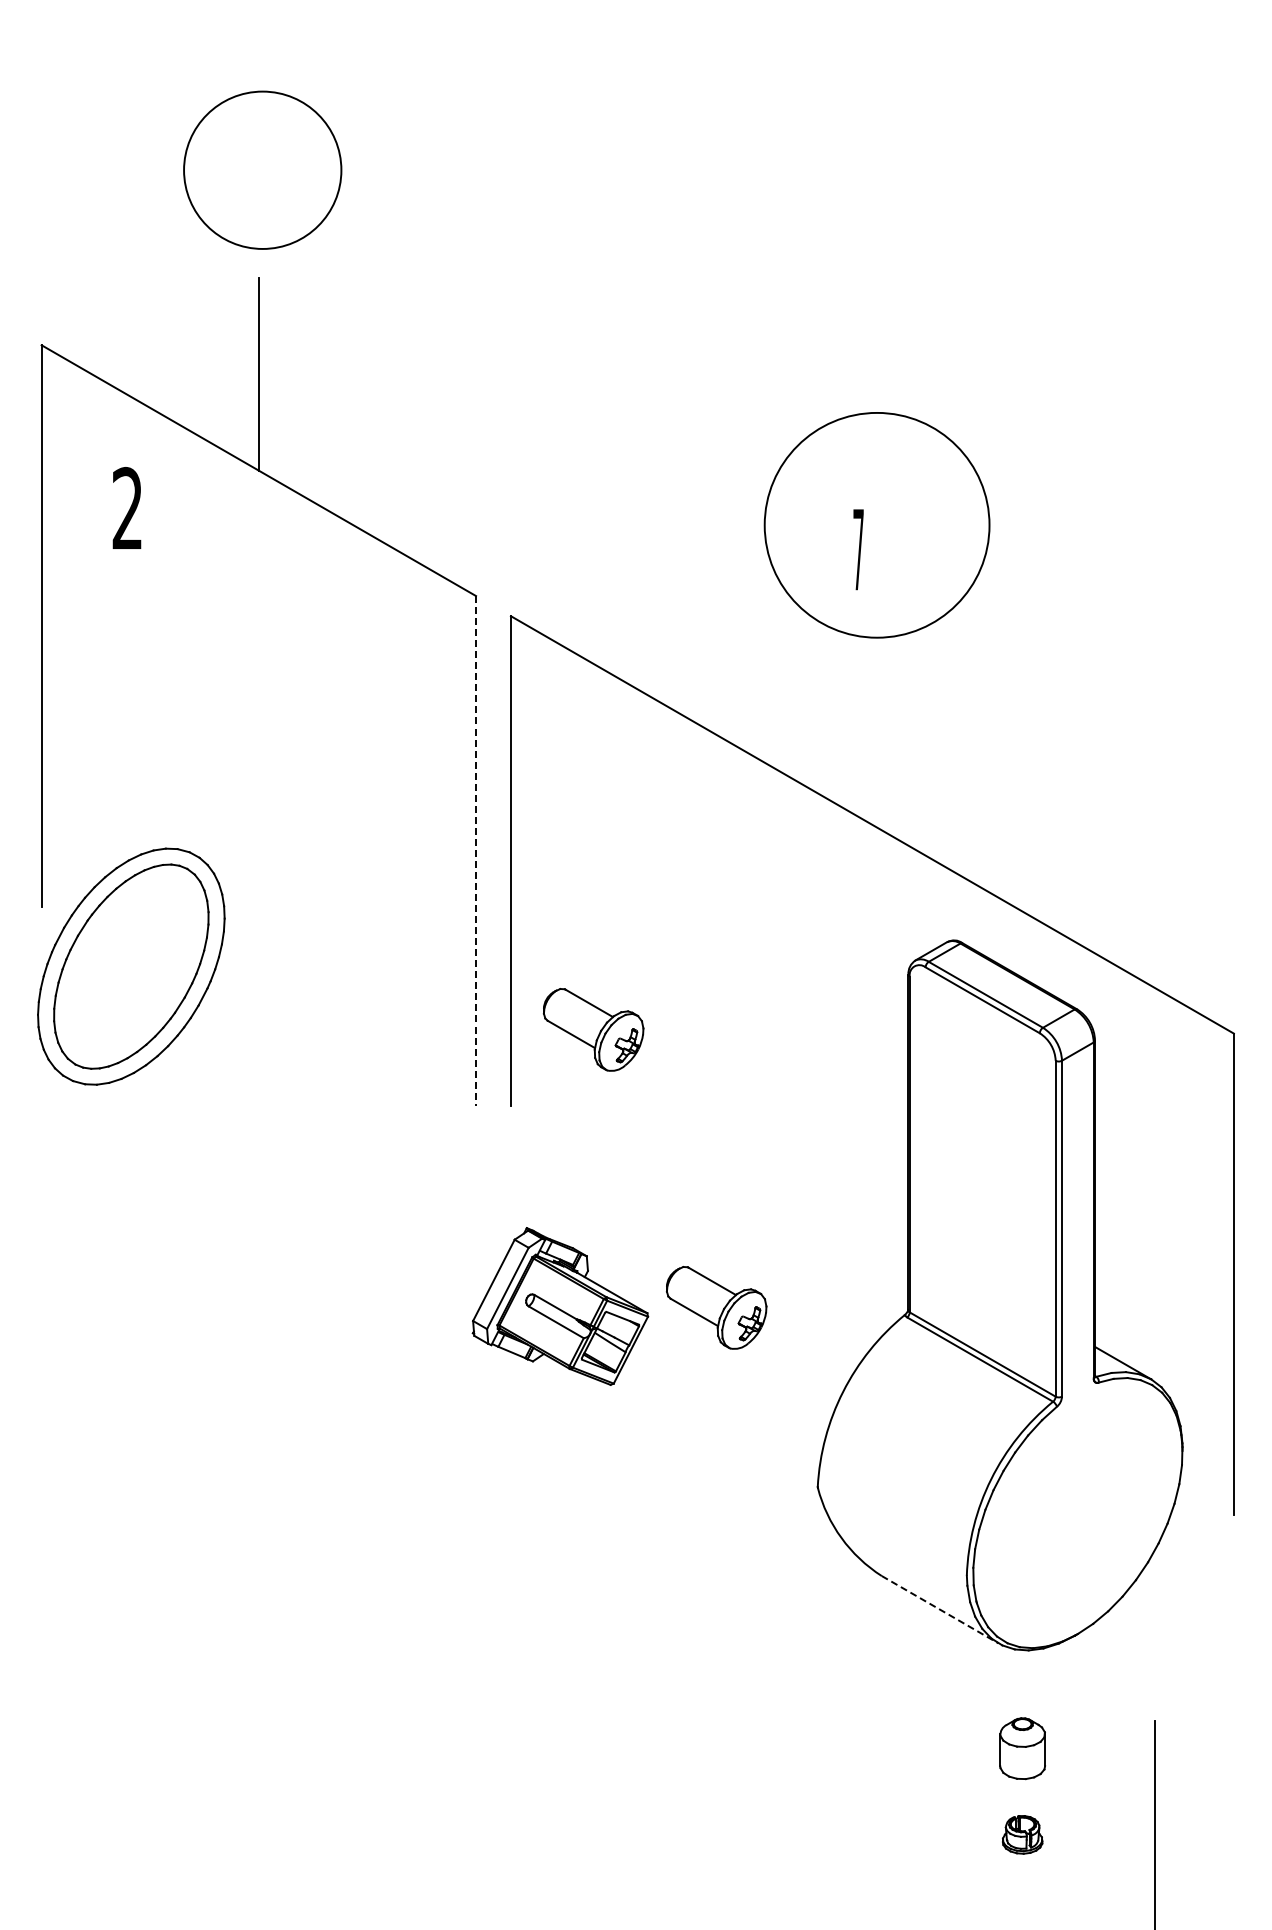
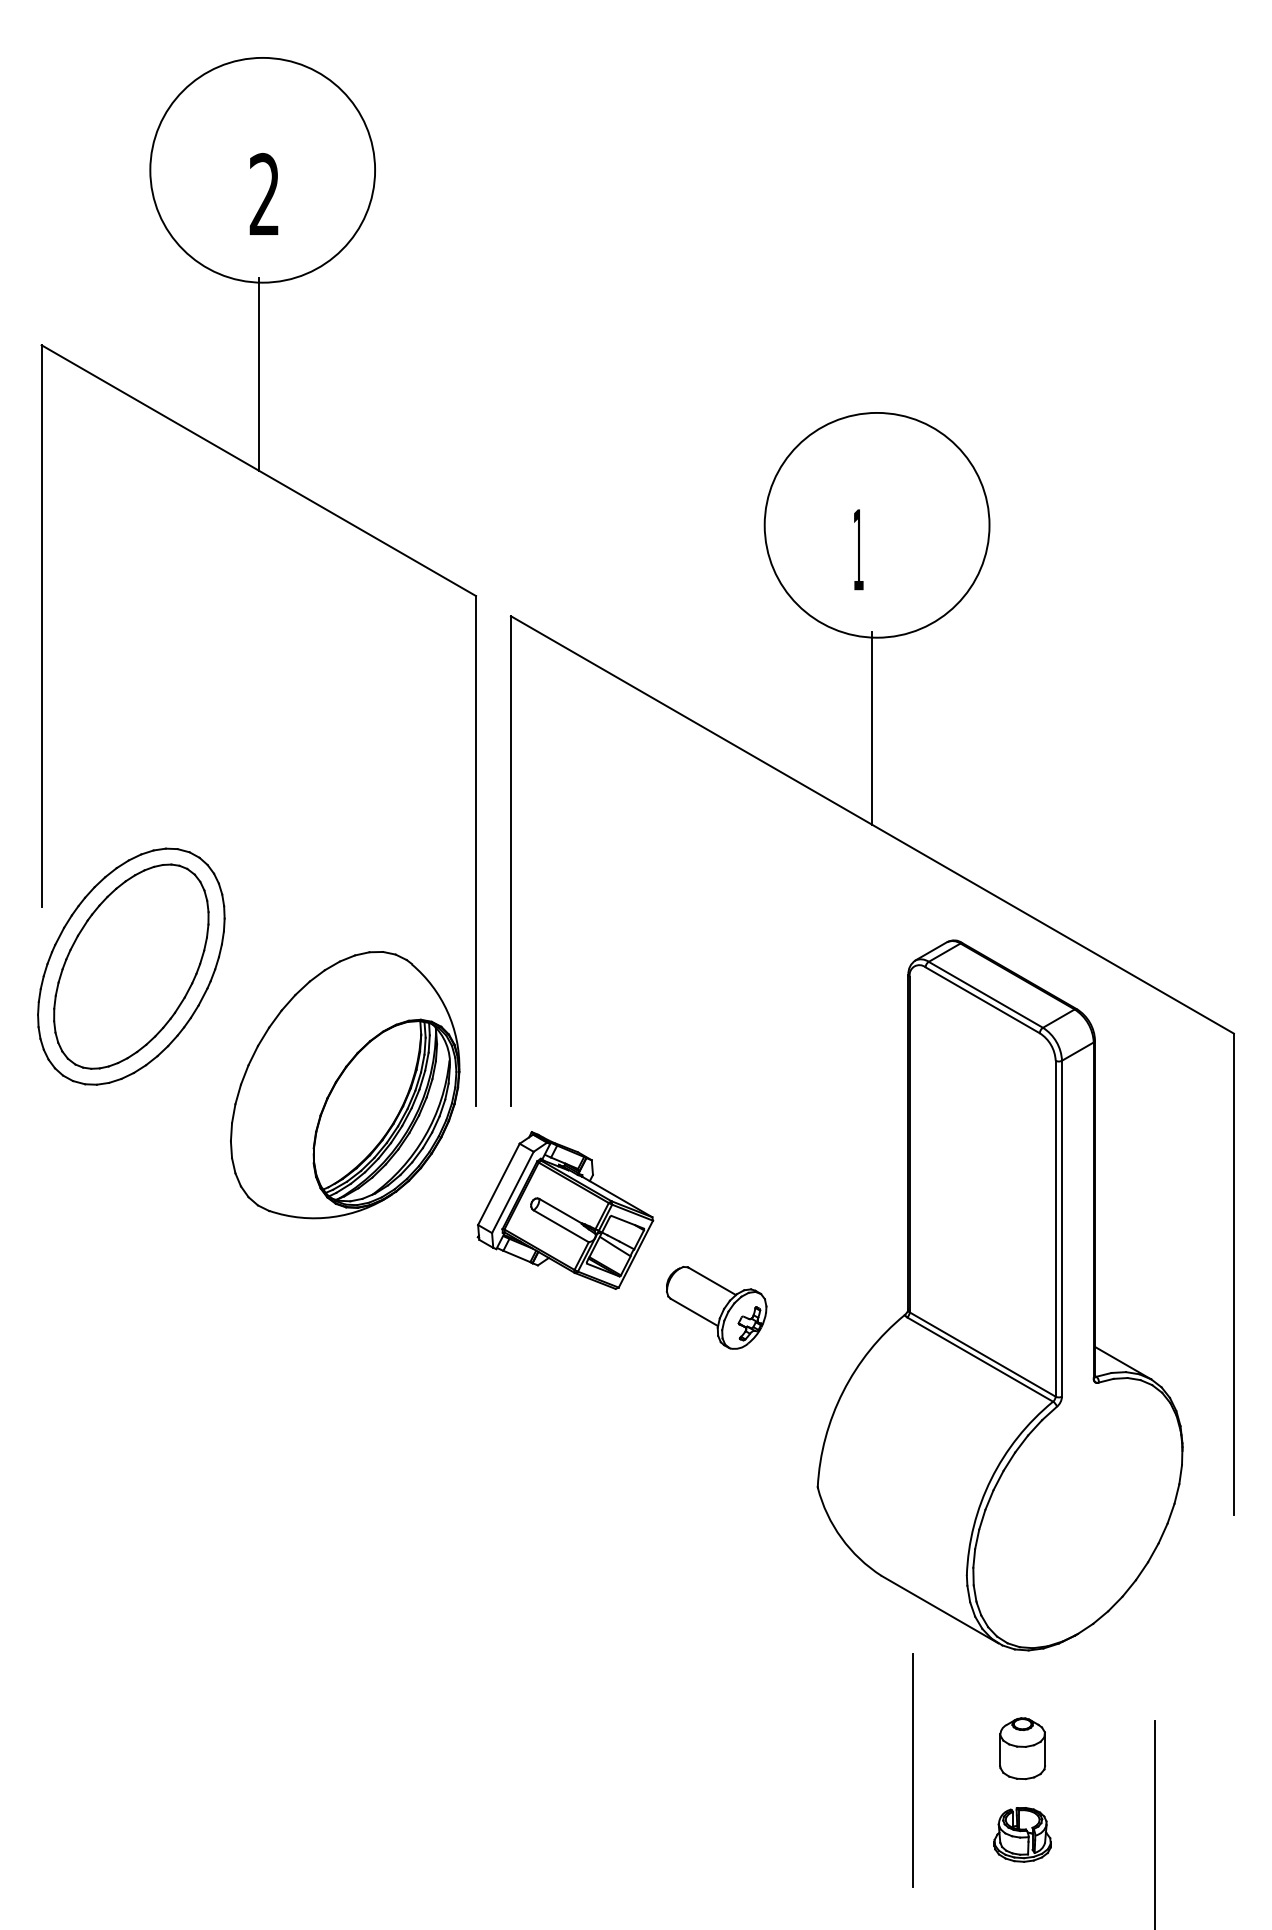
circle diameter: 157 px -> 225 px (262, 169)
text position: (126, 507) -> (263, 193) (263, 193)
text: 7 -> 1 (858, 549)
line: none -> present (872, 727)
line: dashed -> solid (476, 851)
part: present -> none (593, 1029)
part: none -> present (345, 1085)
part position: (560, 1306) -> (565, 1210) (565, 1210)
line: dashed -> solid (940, 1609)
line: none -> present (912, 1769)
part size: 42x40 px -> 59x56 px (1022, 1834)
